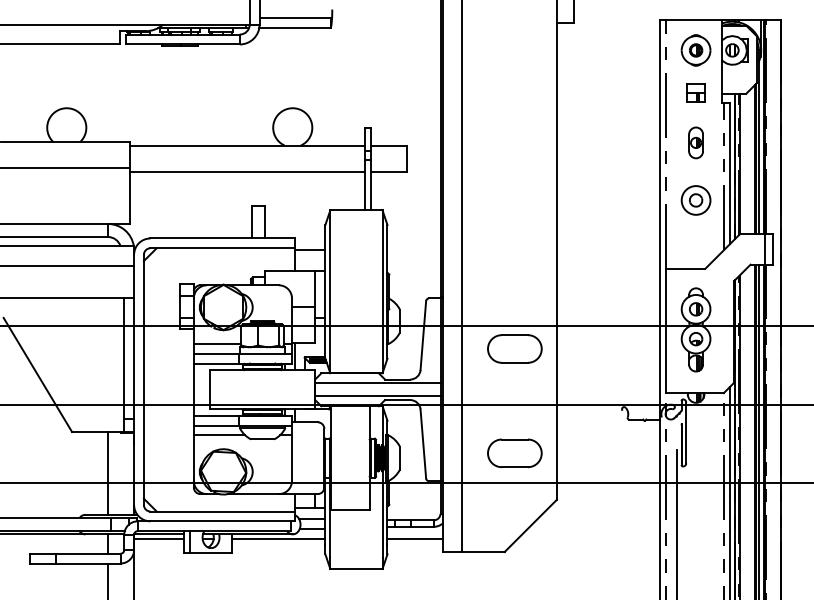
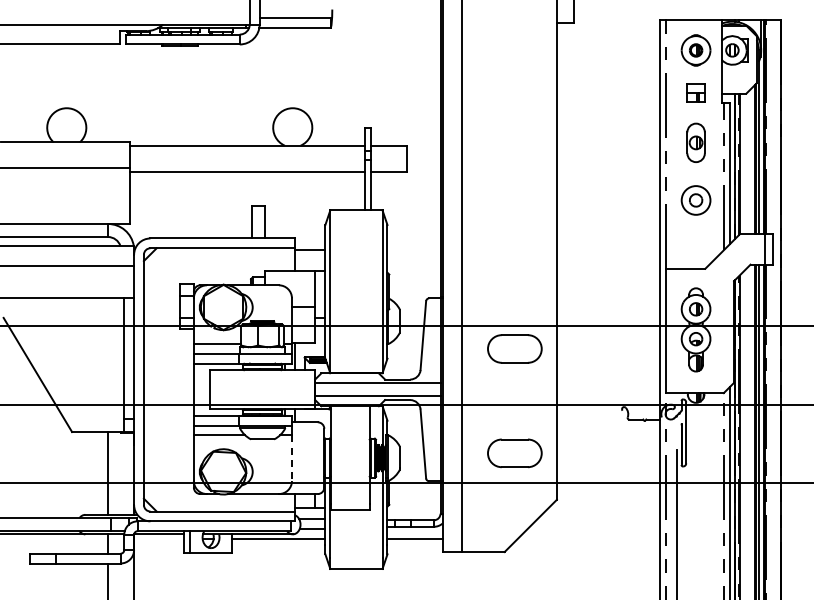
part size: 16x34 px -> 20x41 px (695, 142)
line: solid -> dashed (291, 458)
line: present -> none (159, 538)
